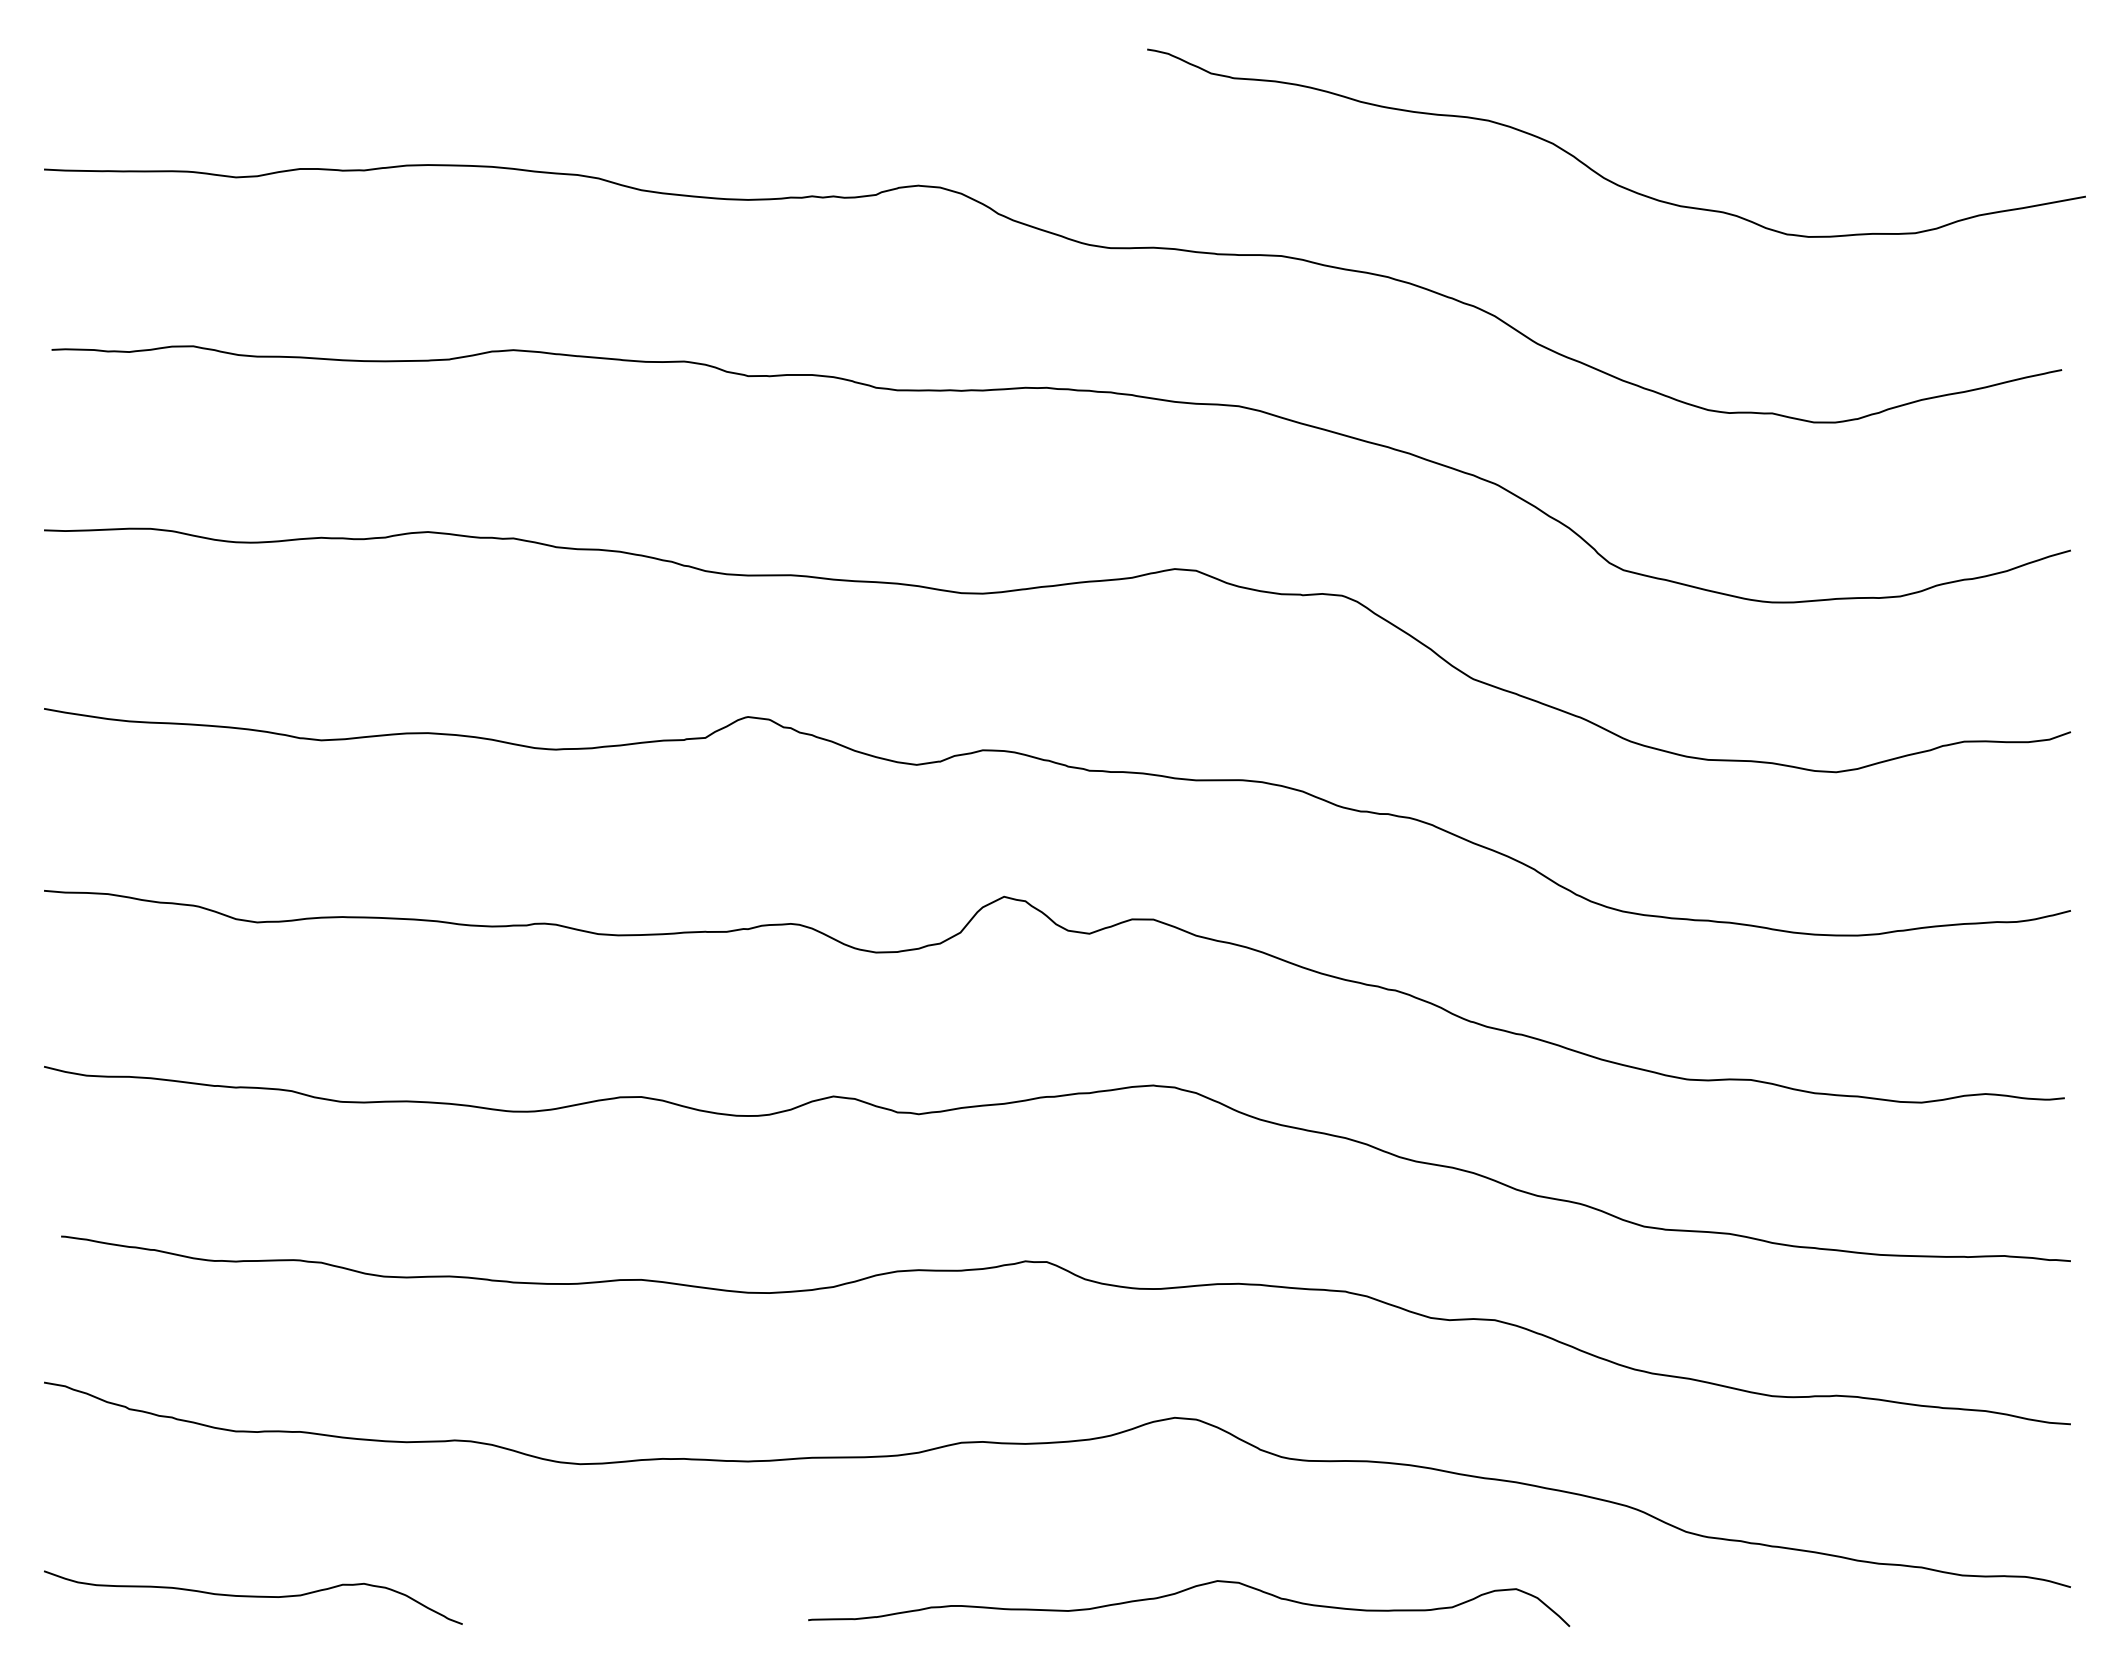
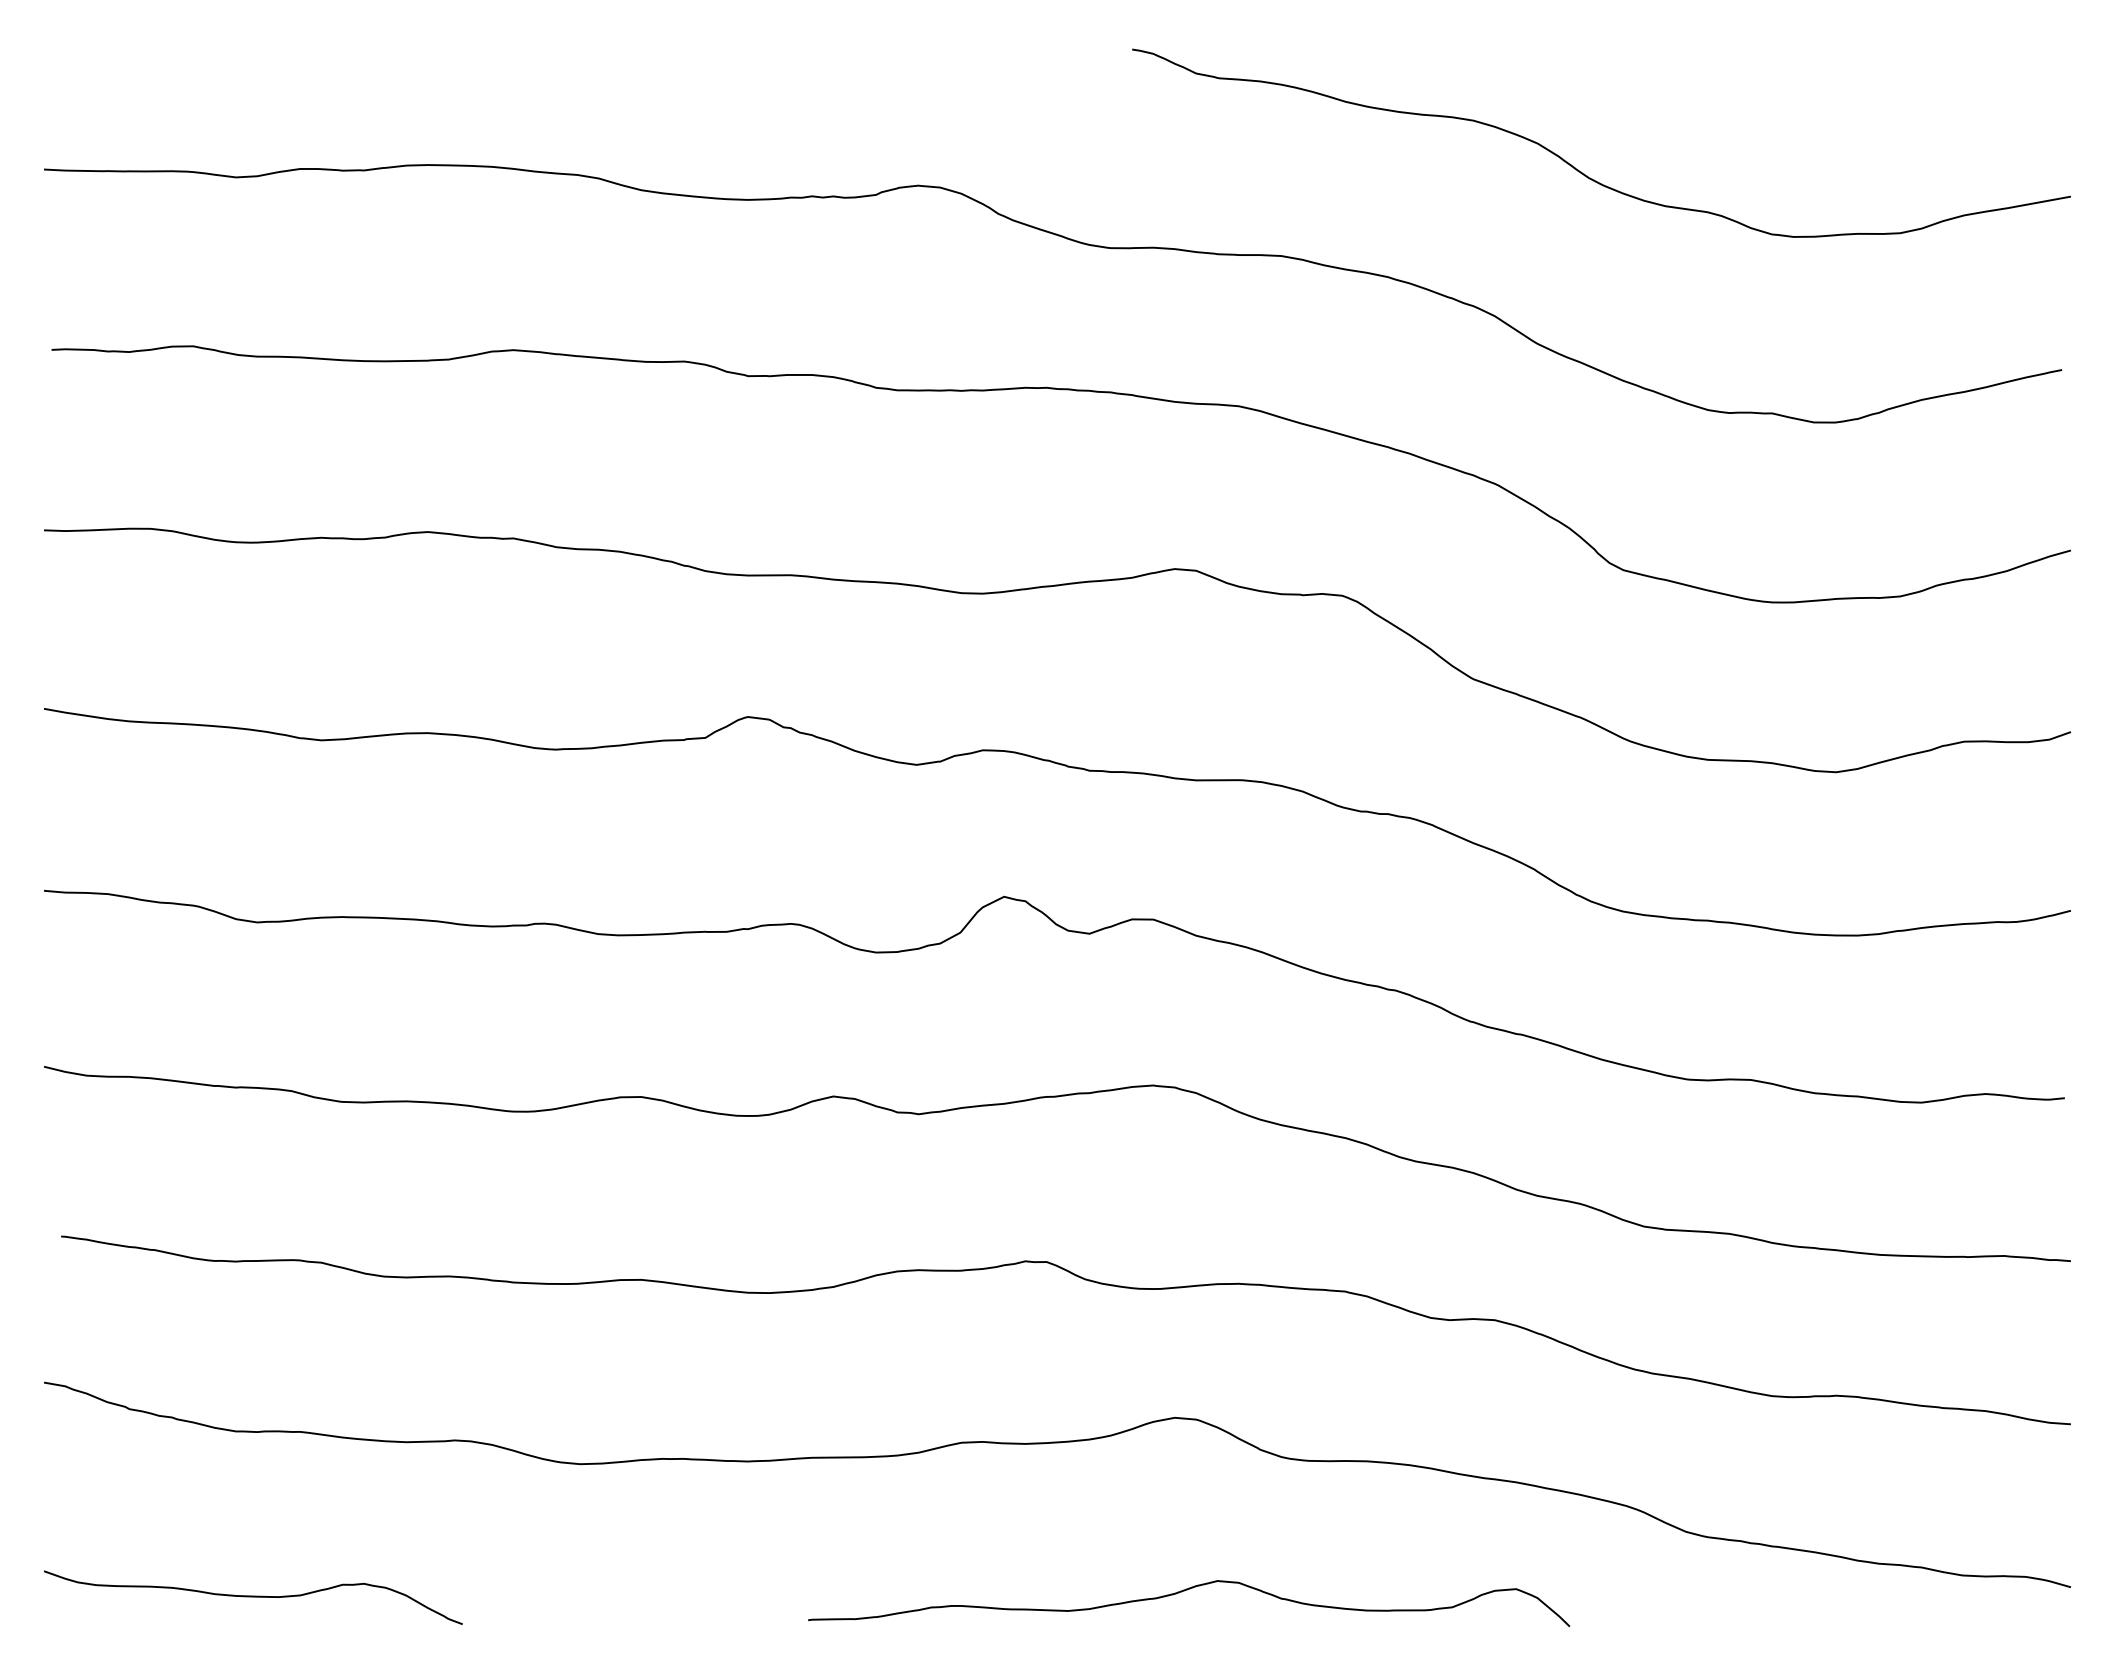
curve position: (1596, 171) -> (1581, 171) (1581, 171)
